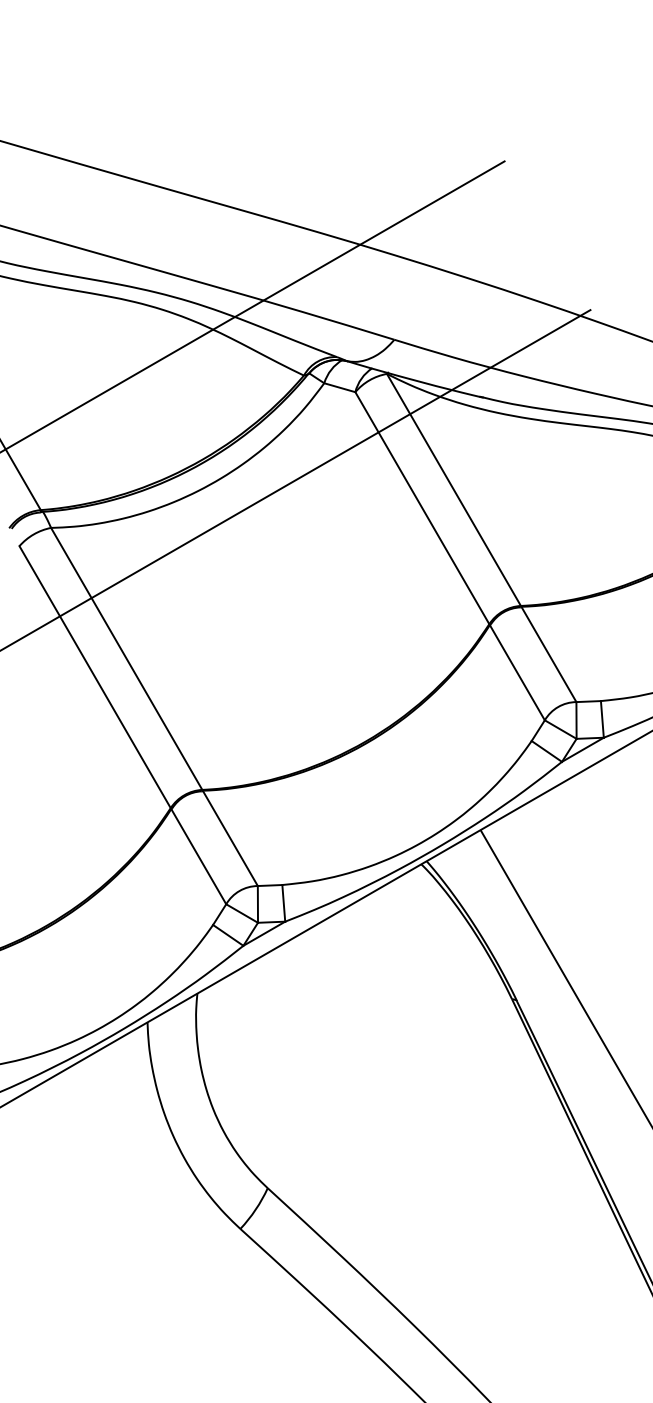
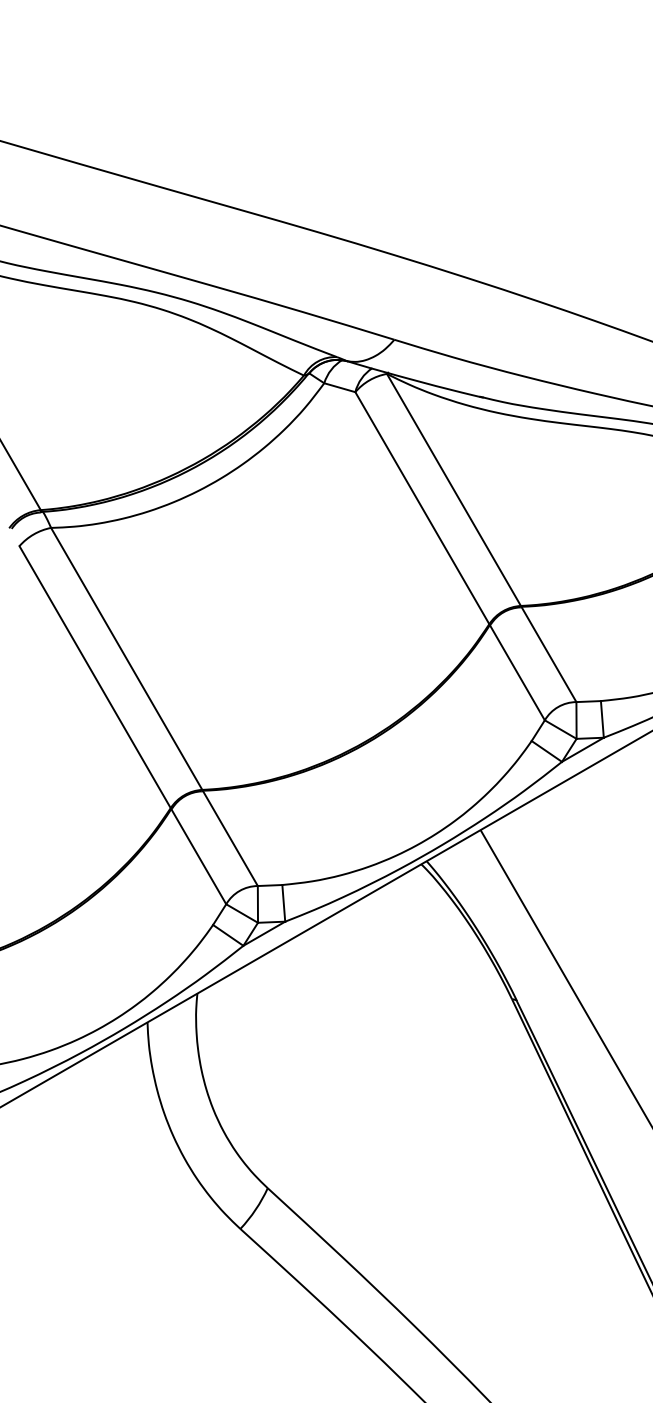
line: present -> none (253, 305)
line: present -> none (296, 479)
